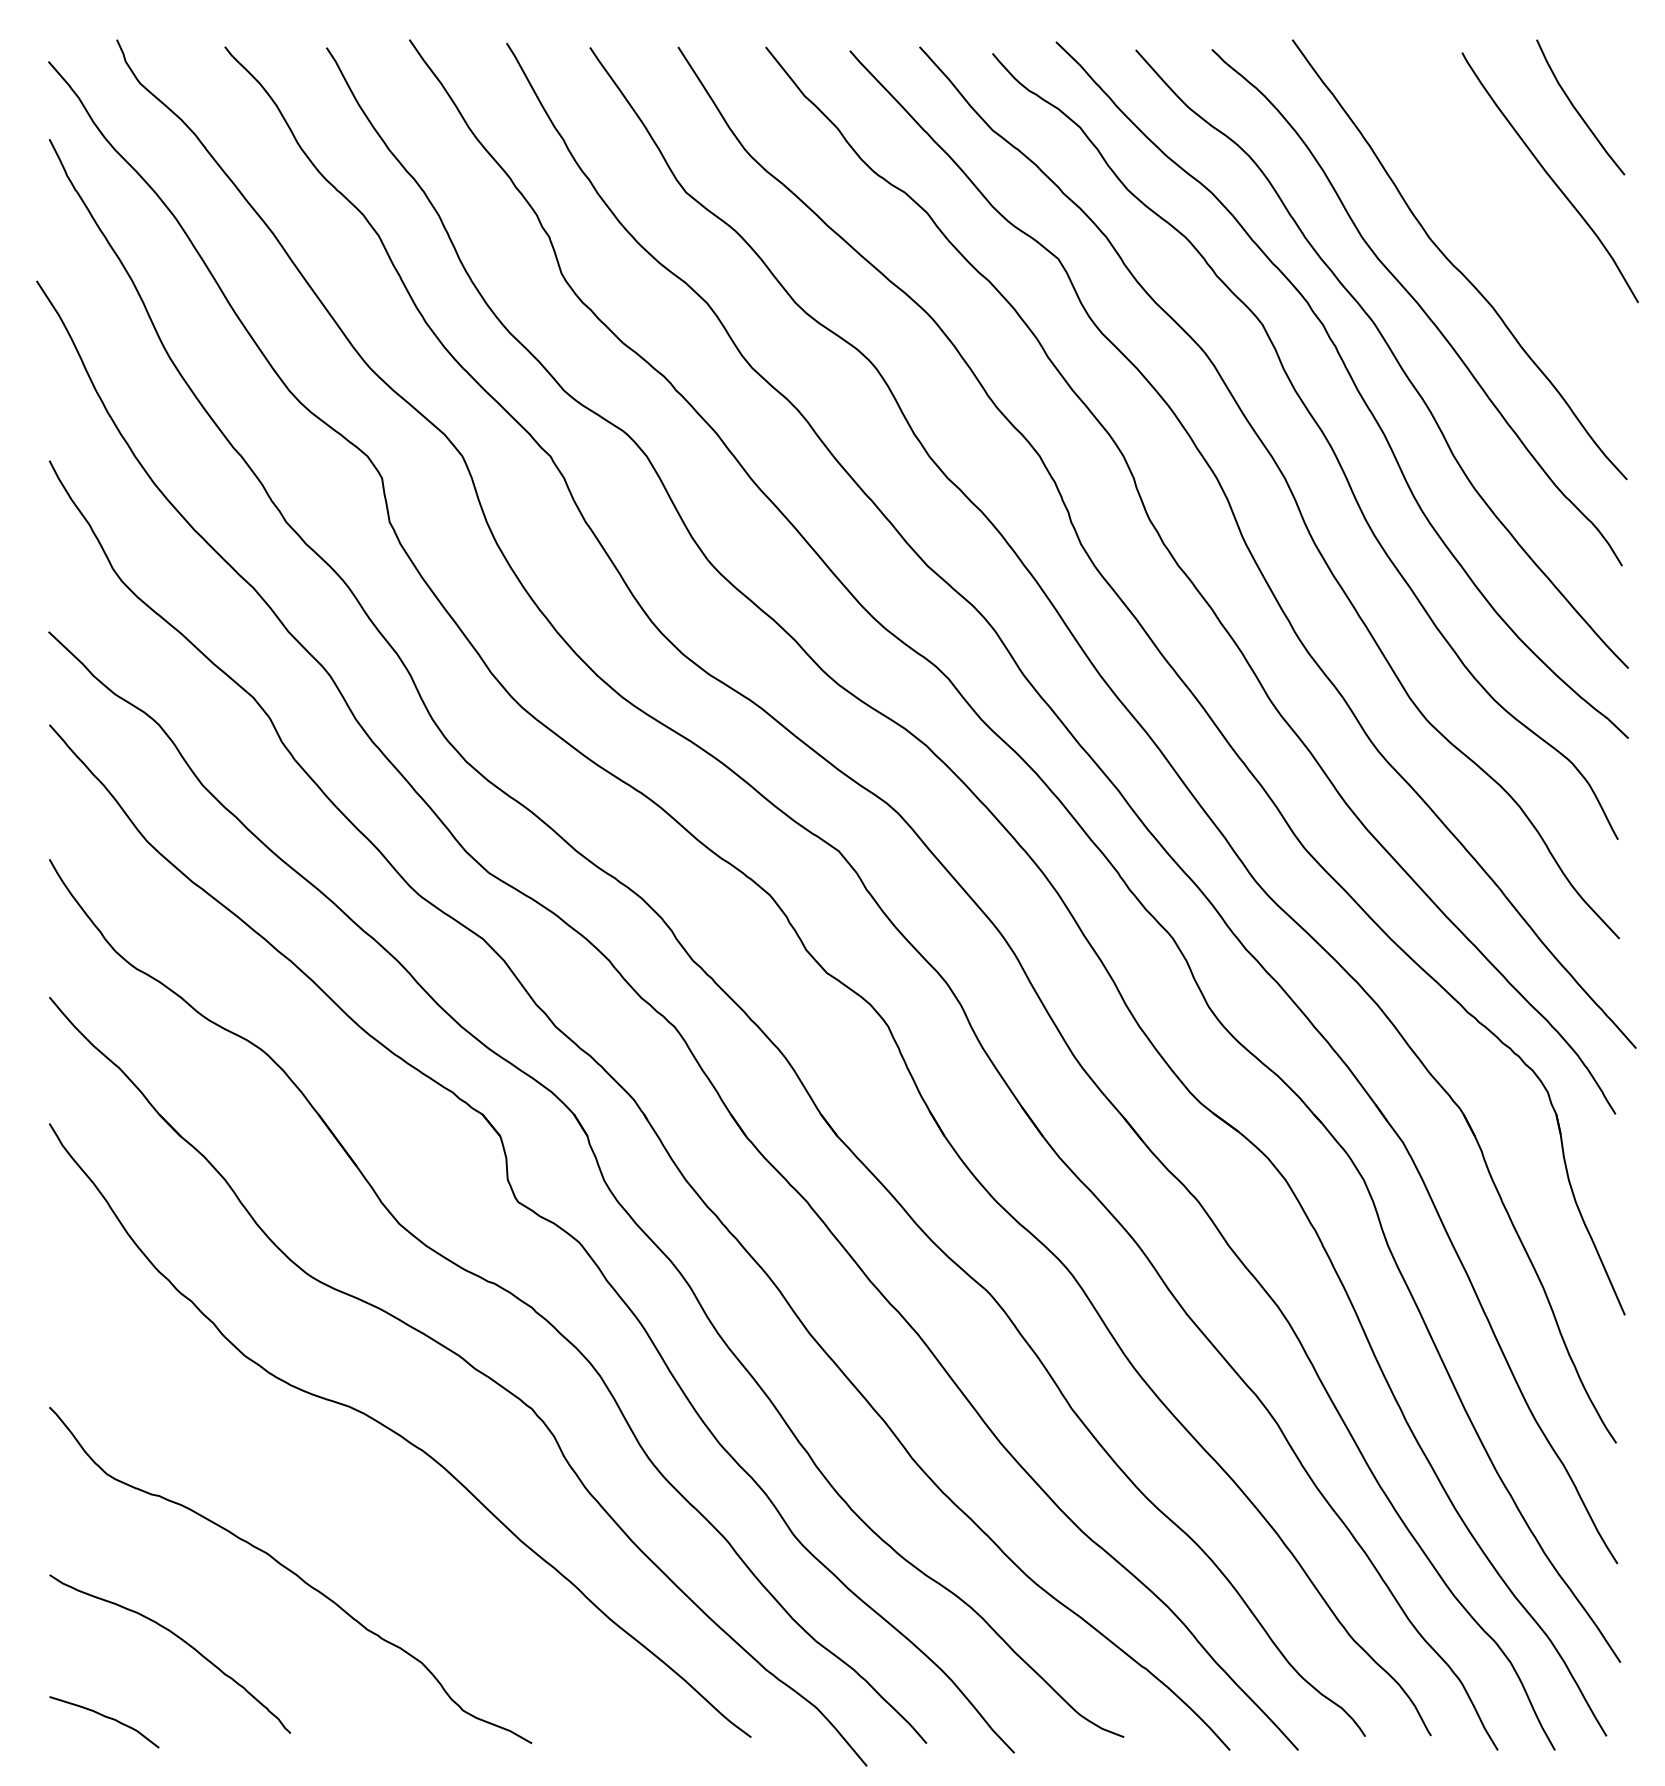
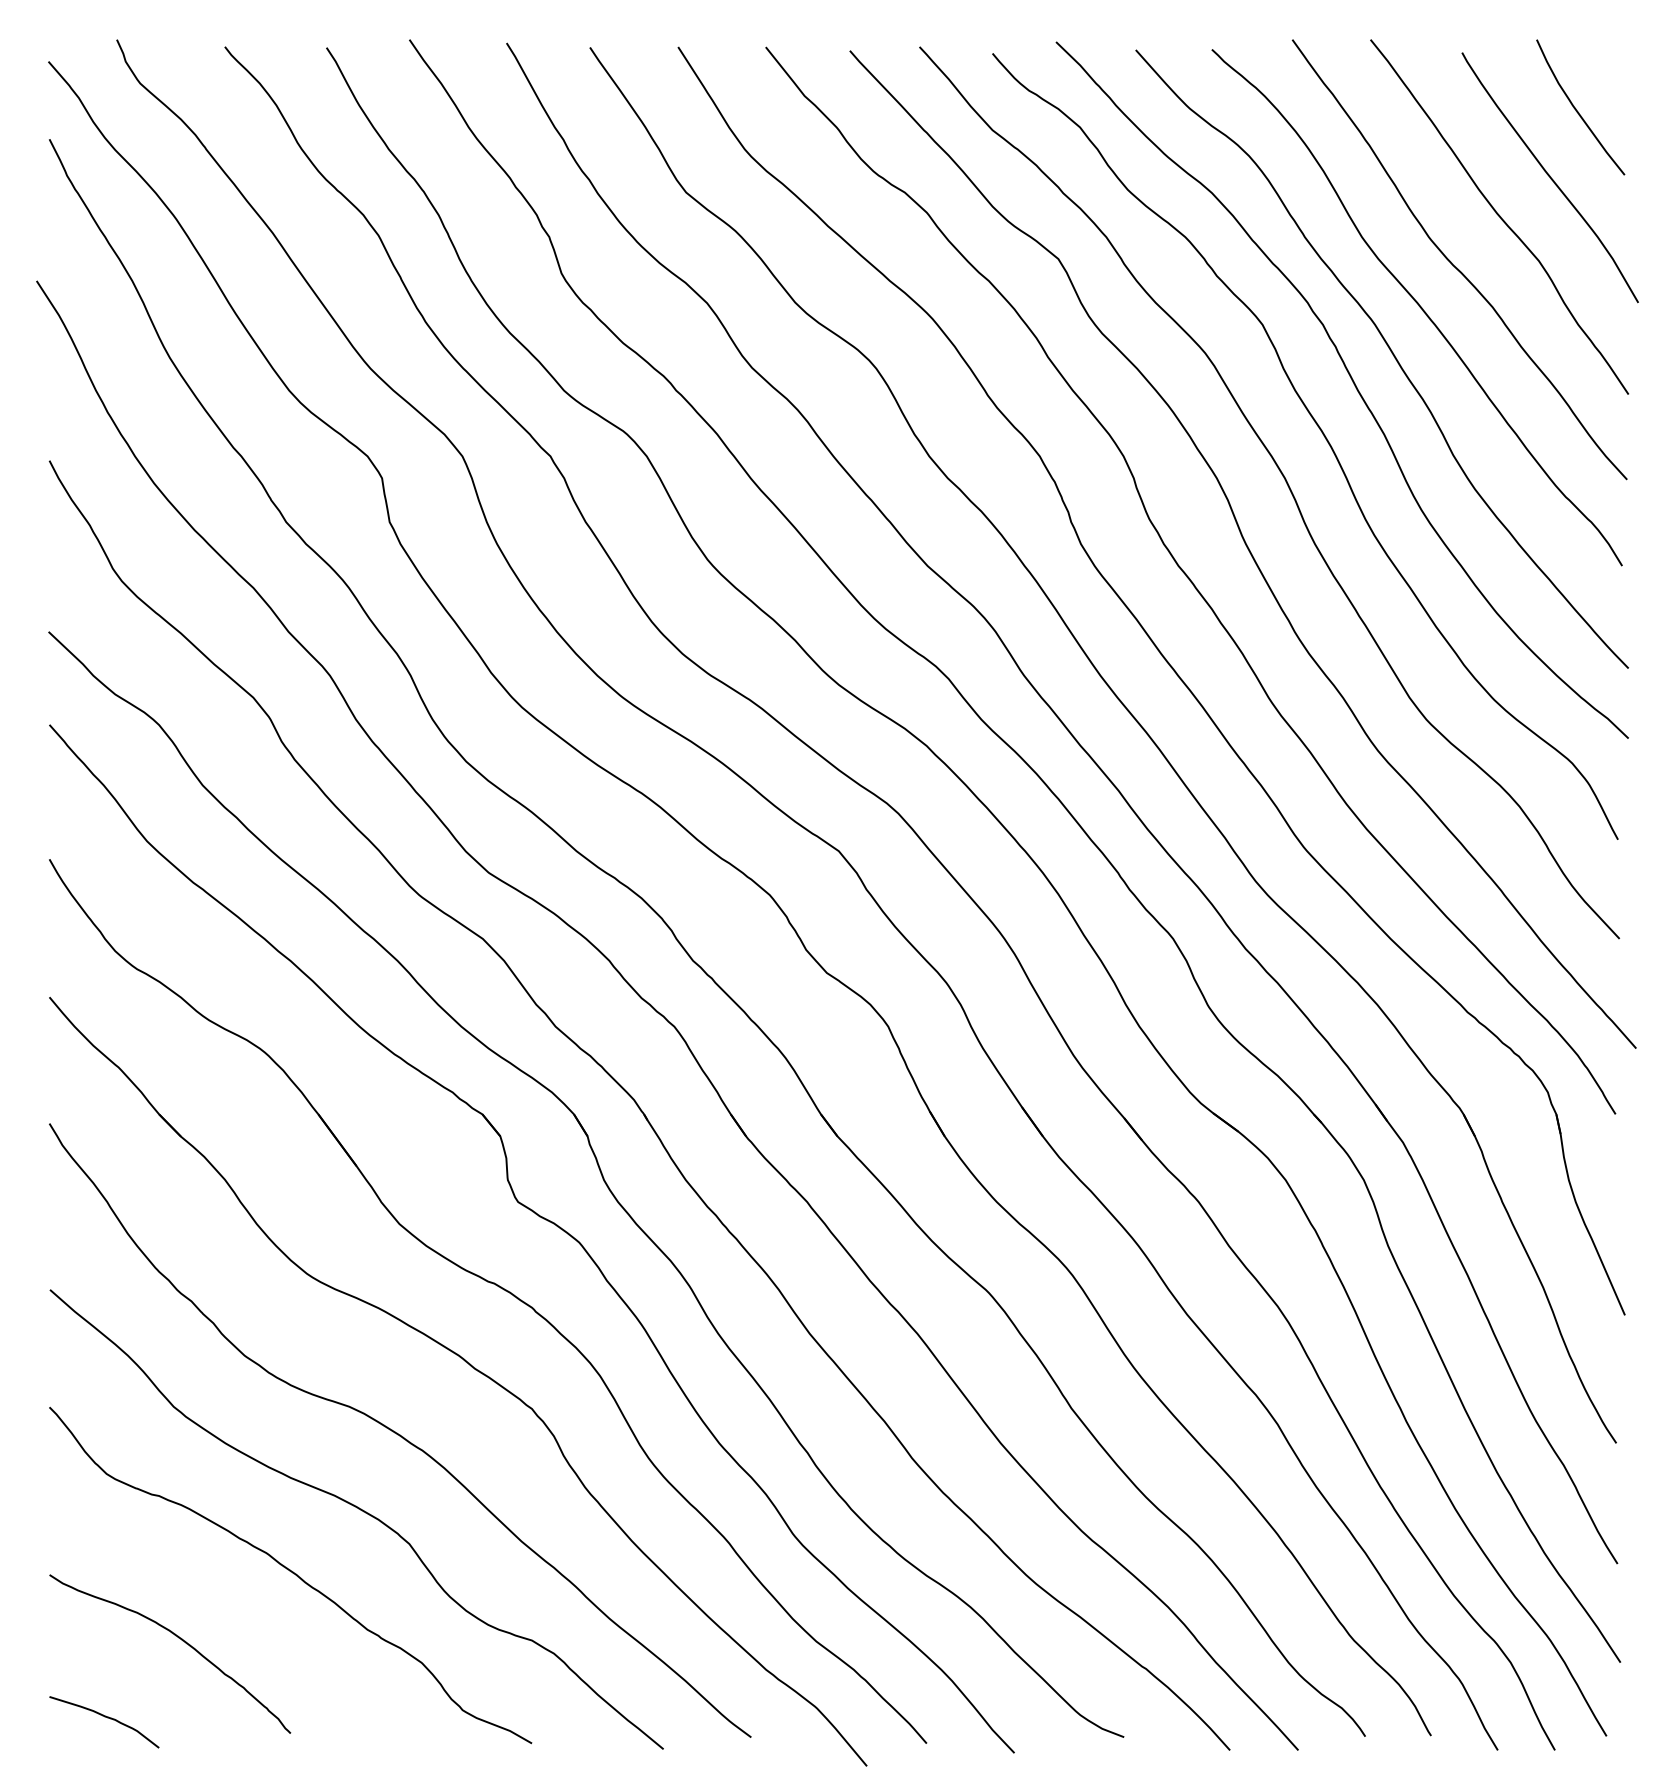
curve: none -> present (1499, 216)
curve: none -> present (360, 1510)
